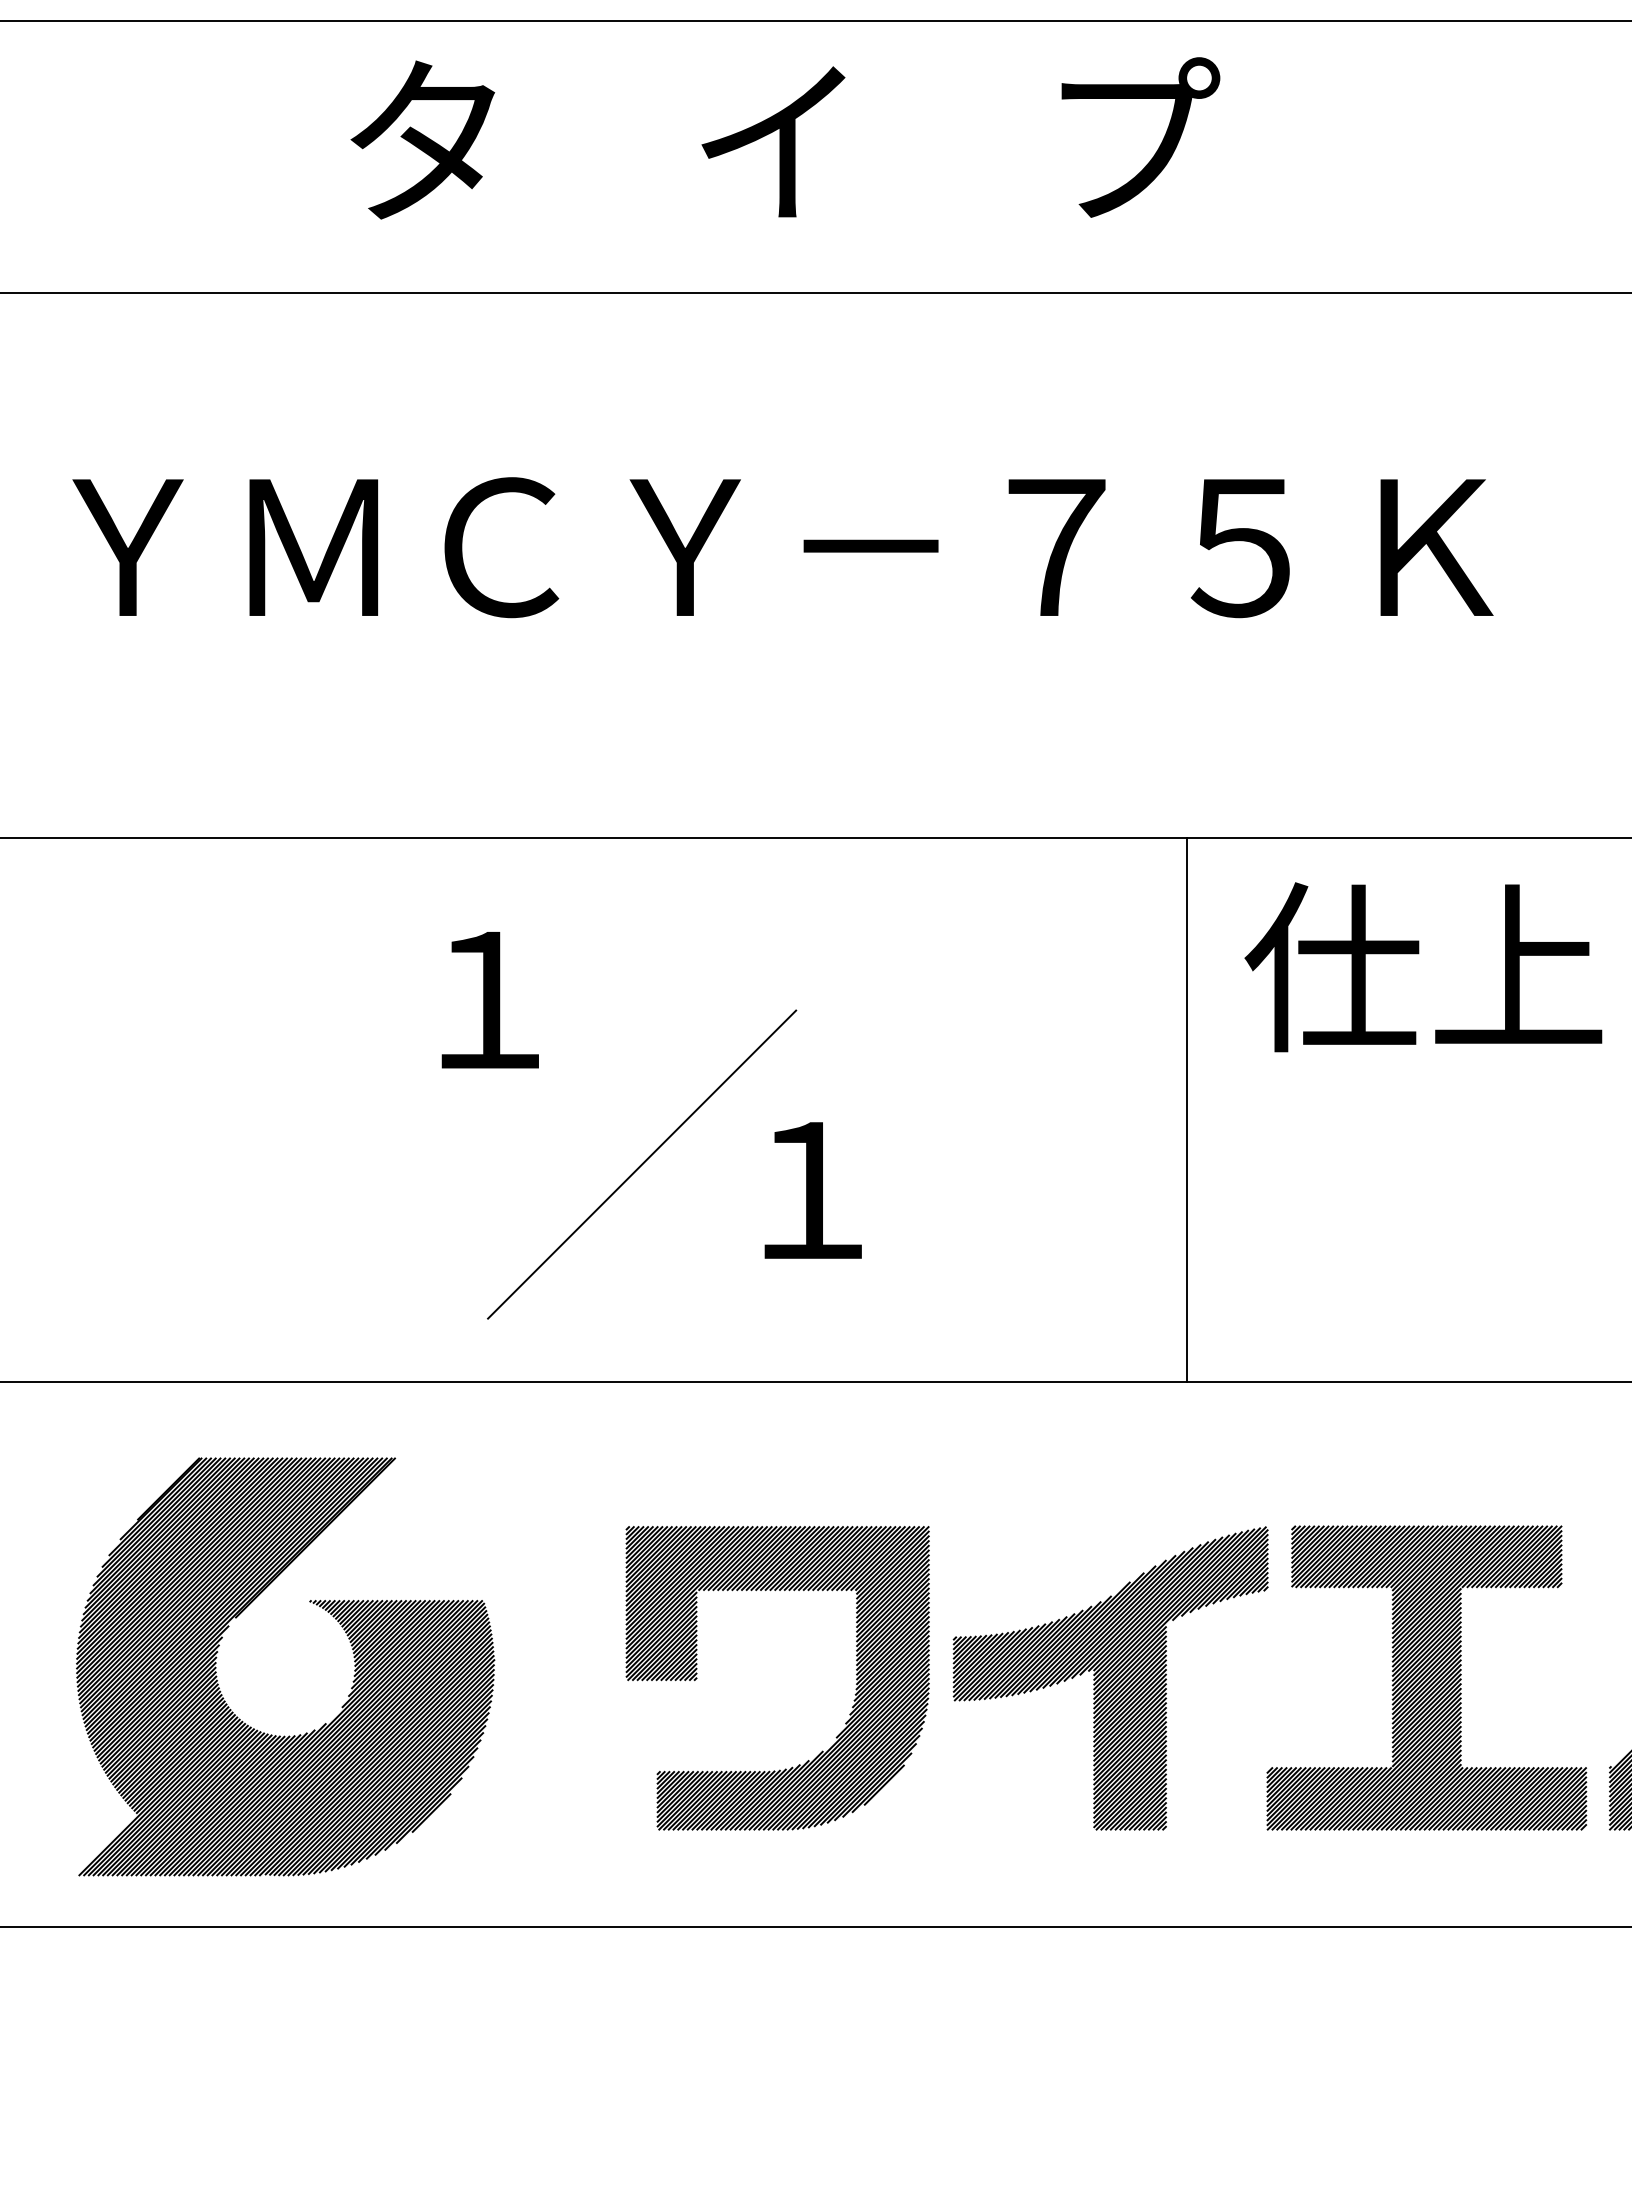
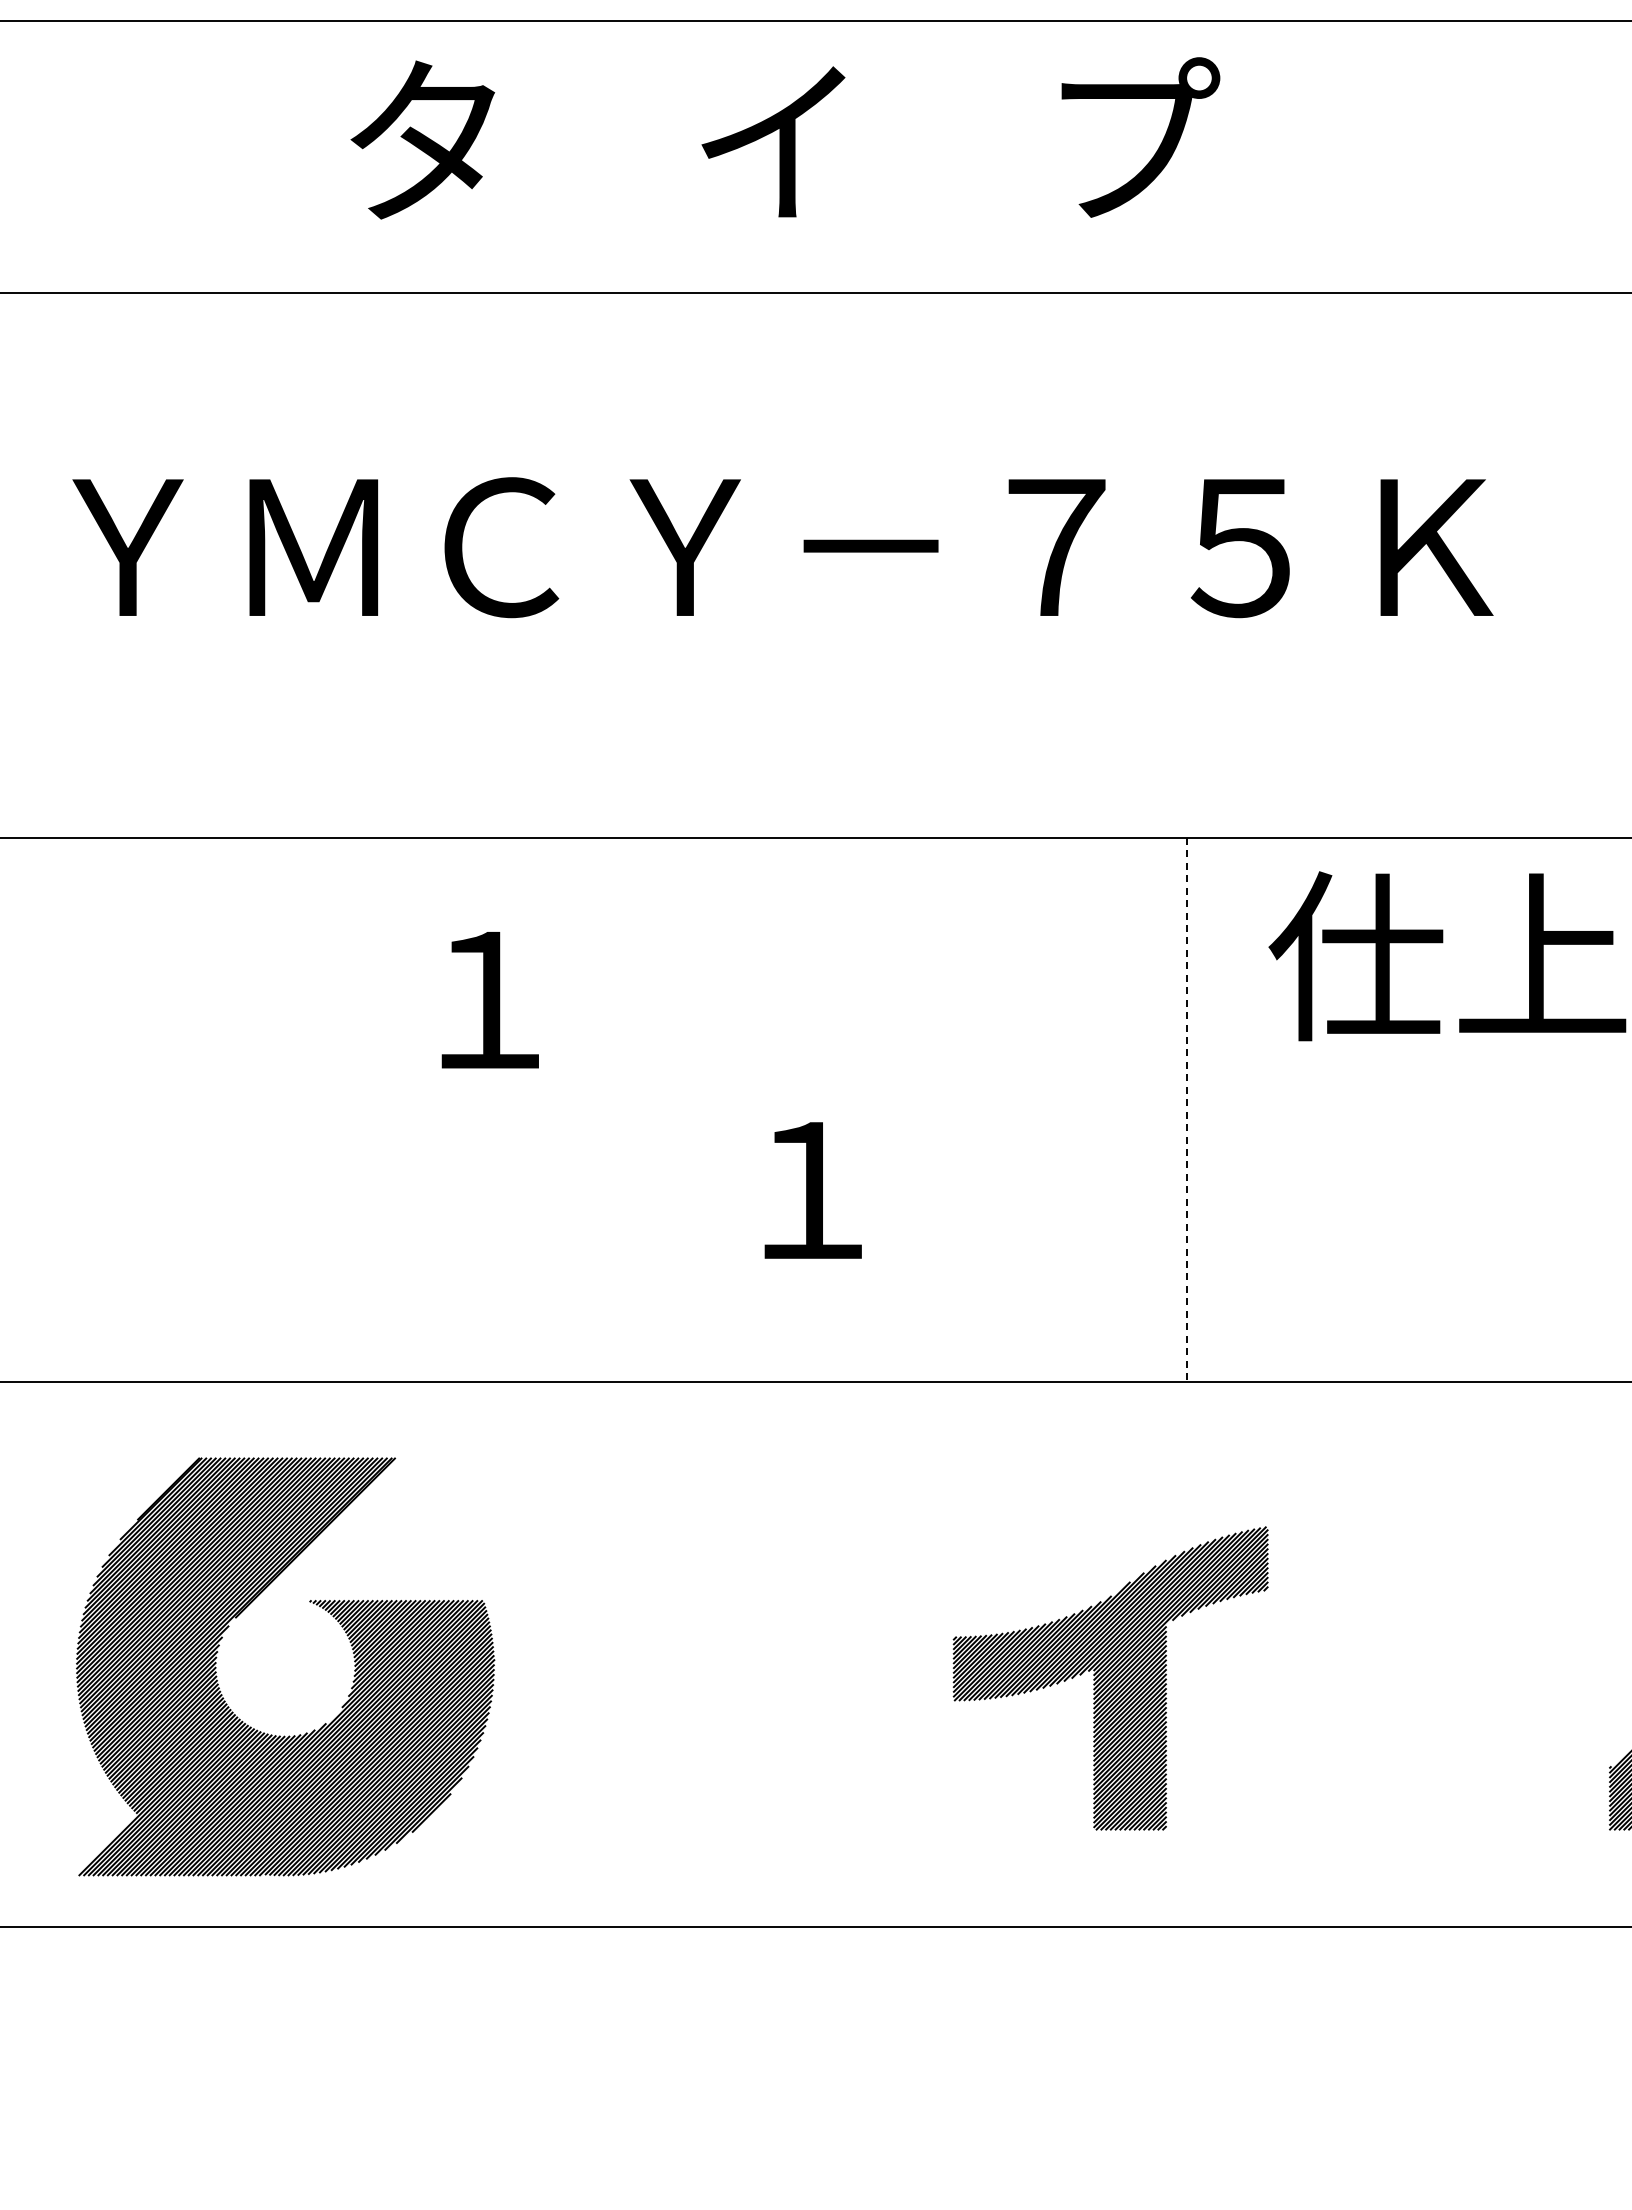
text position: (1423, 967) -> (1447, 956) (1447, 956)
line: solid -> dashed (1186, 1110)
line: present -> none (642, 1164)
part: present -> none (1426, 1677)
part: present -> none (854, 1694)
